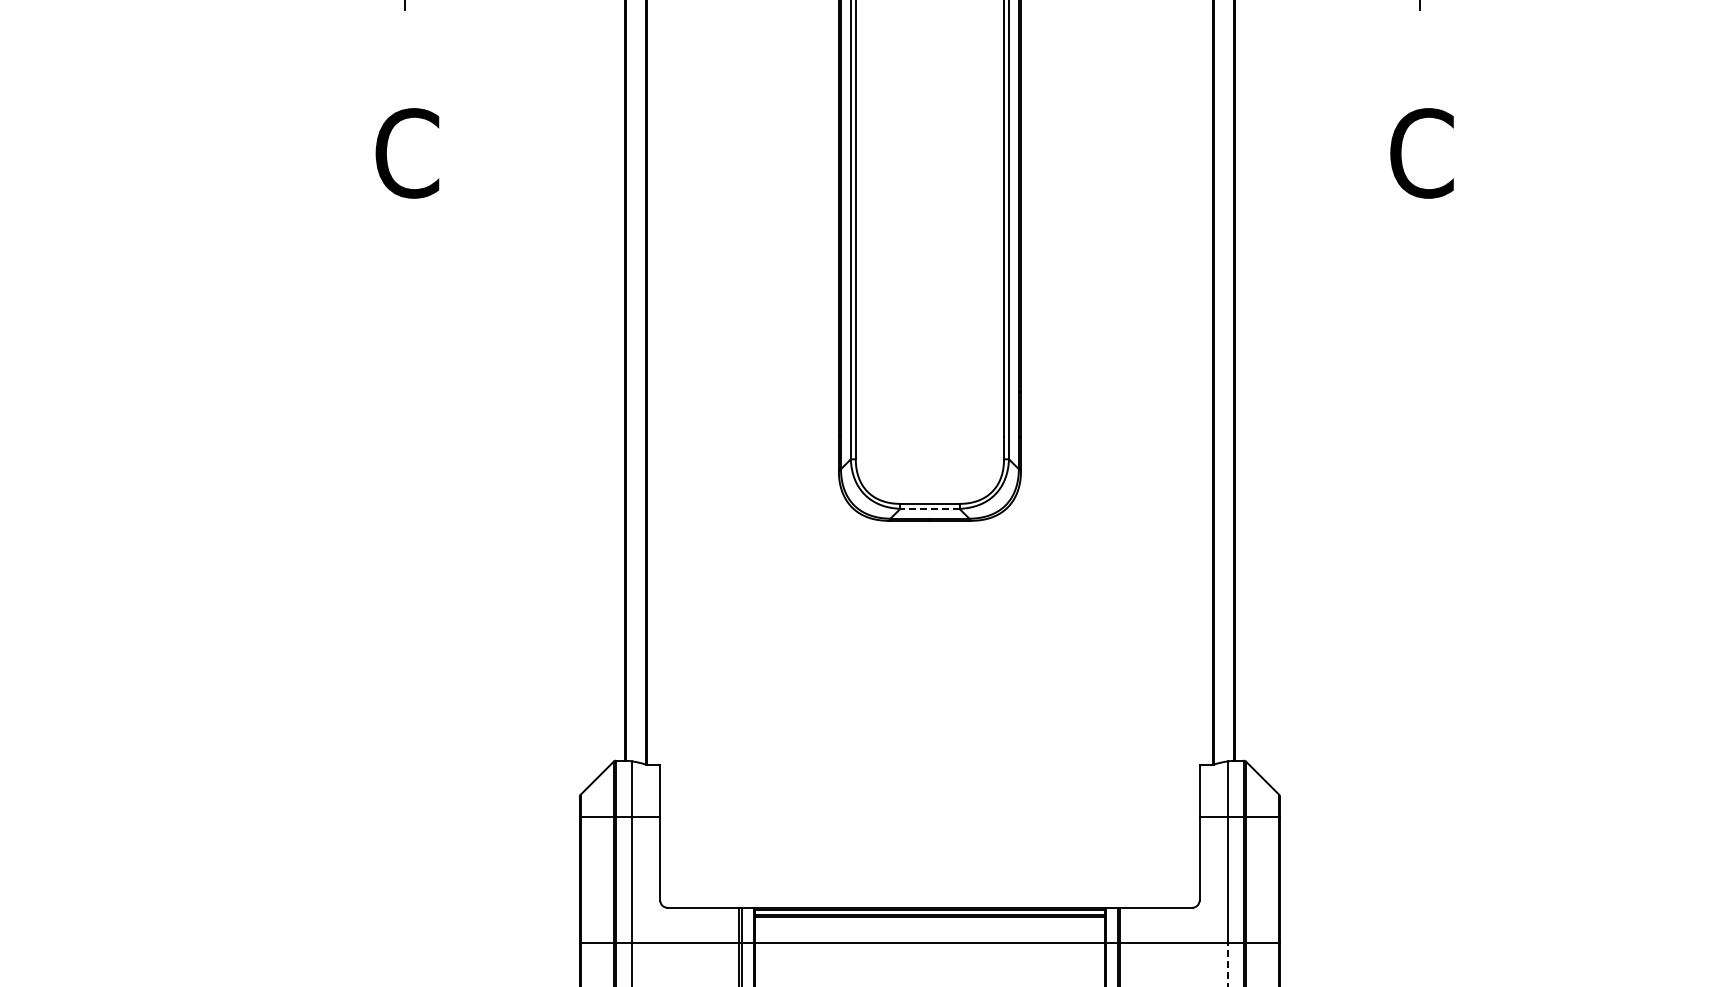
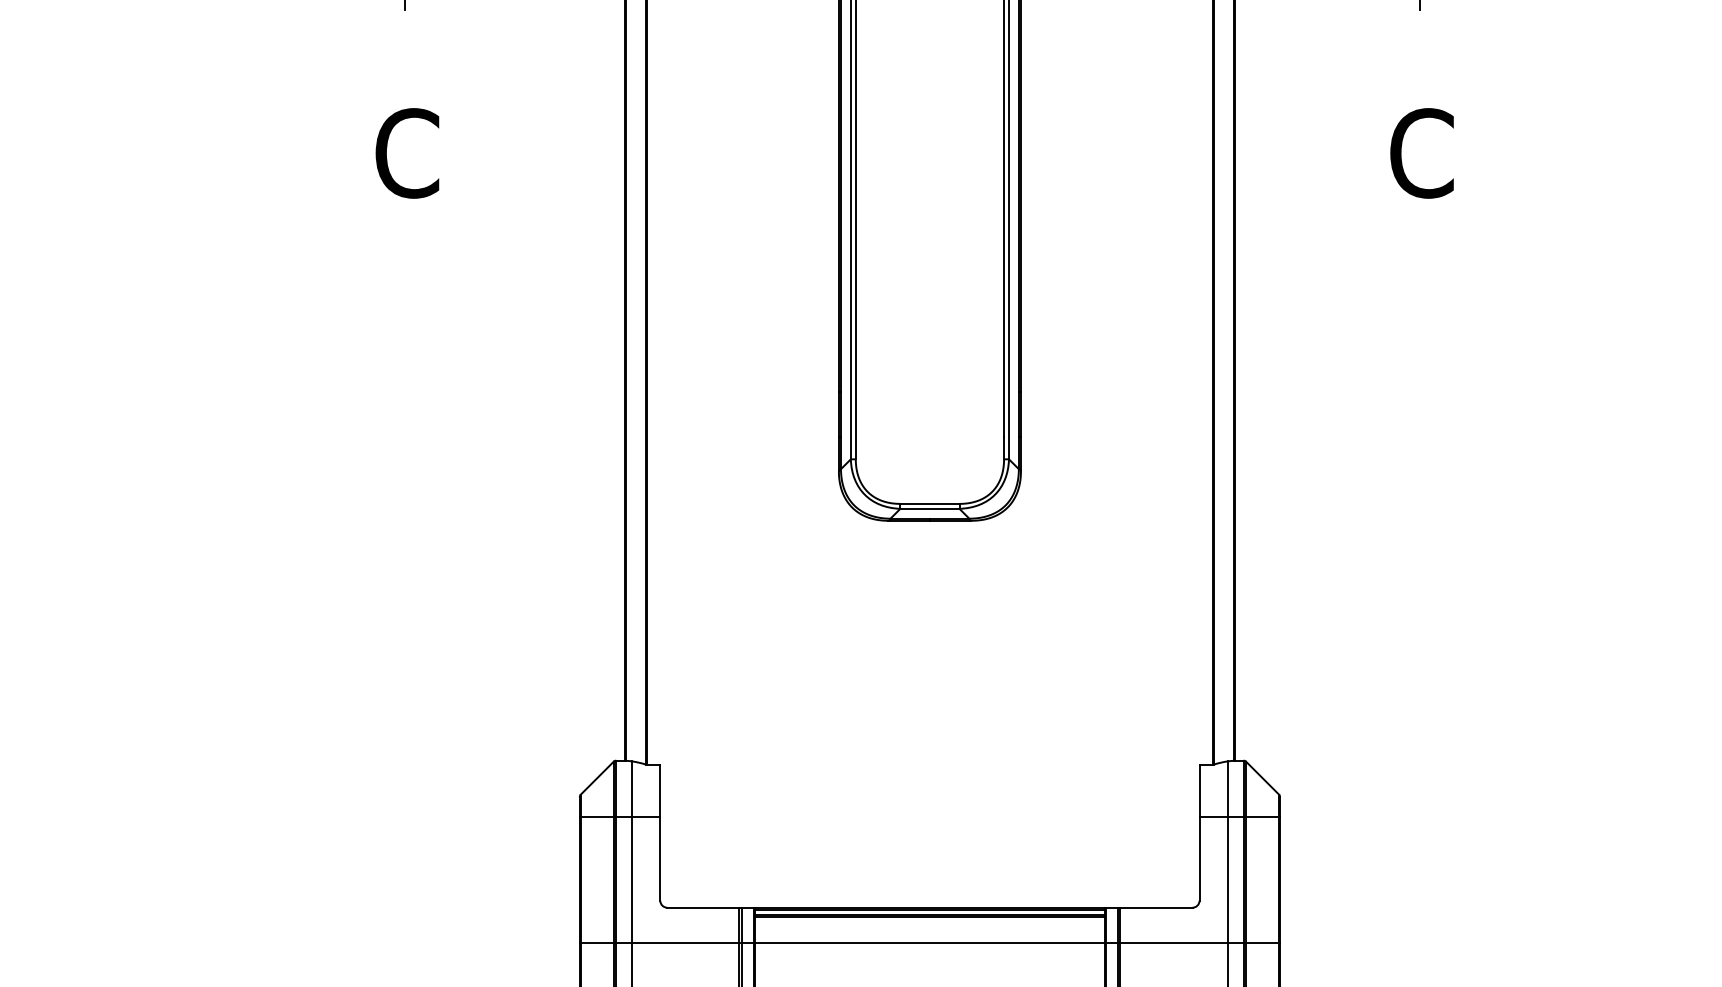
line: dashed -> solid (929, 508)
line: dashed -> solid (1227, 964)
